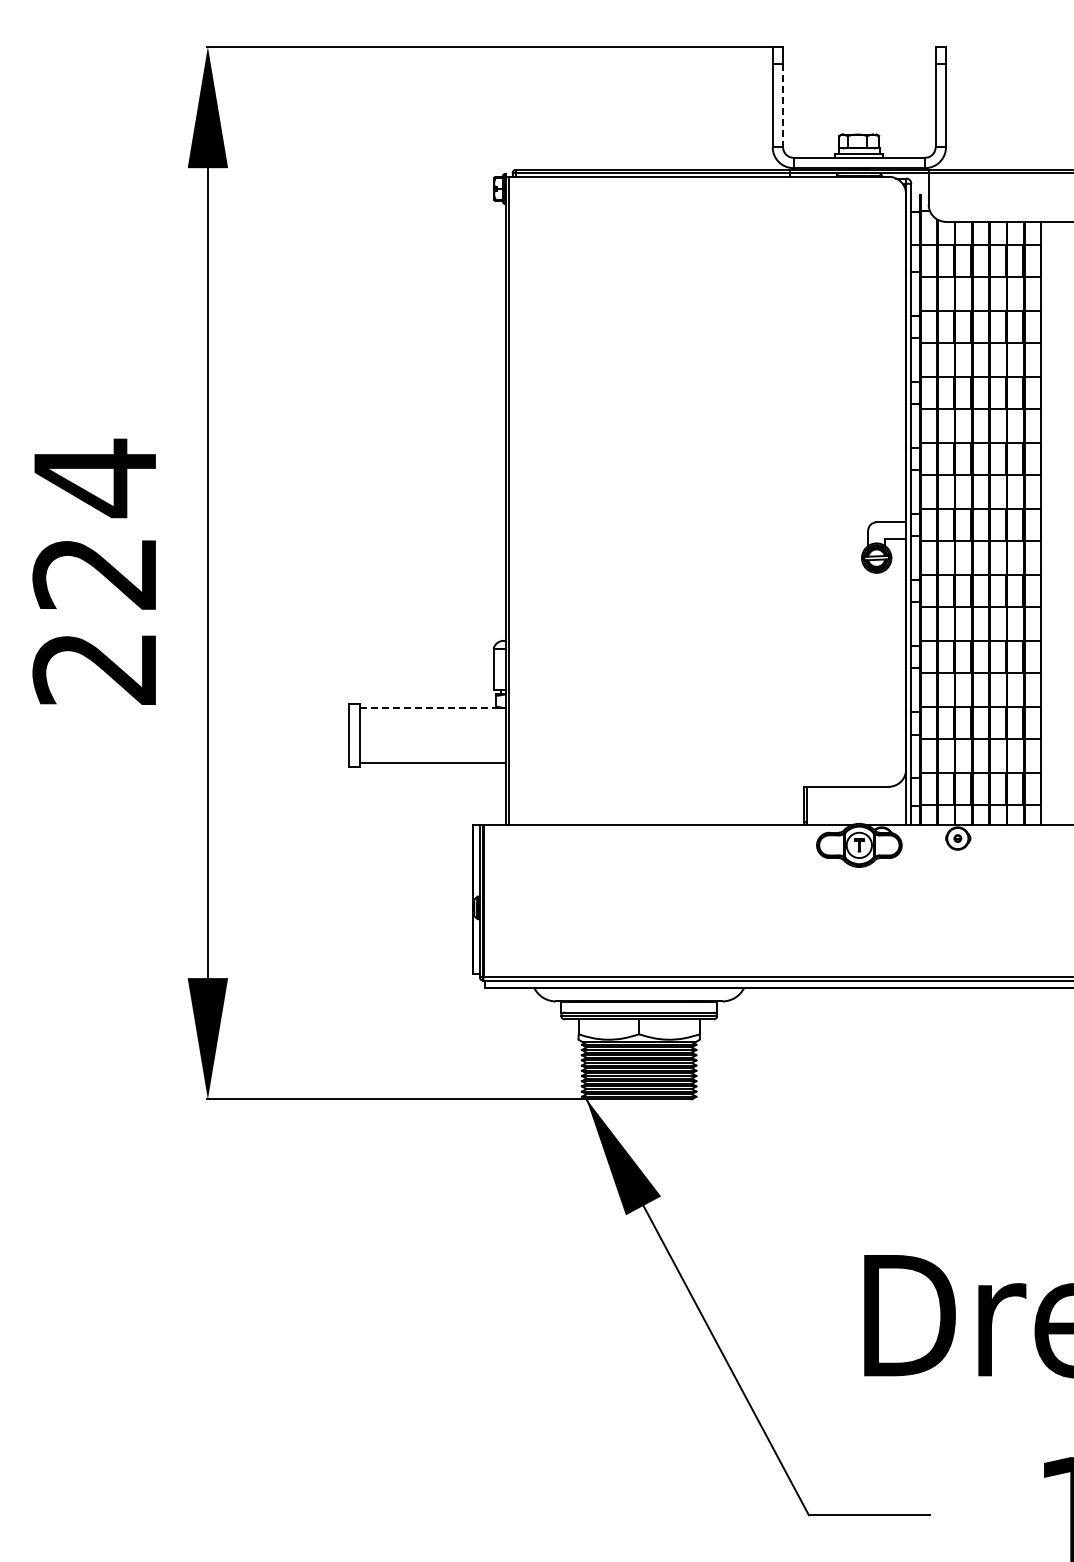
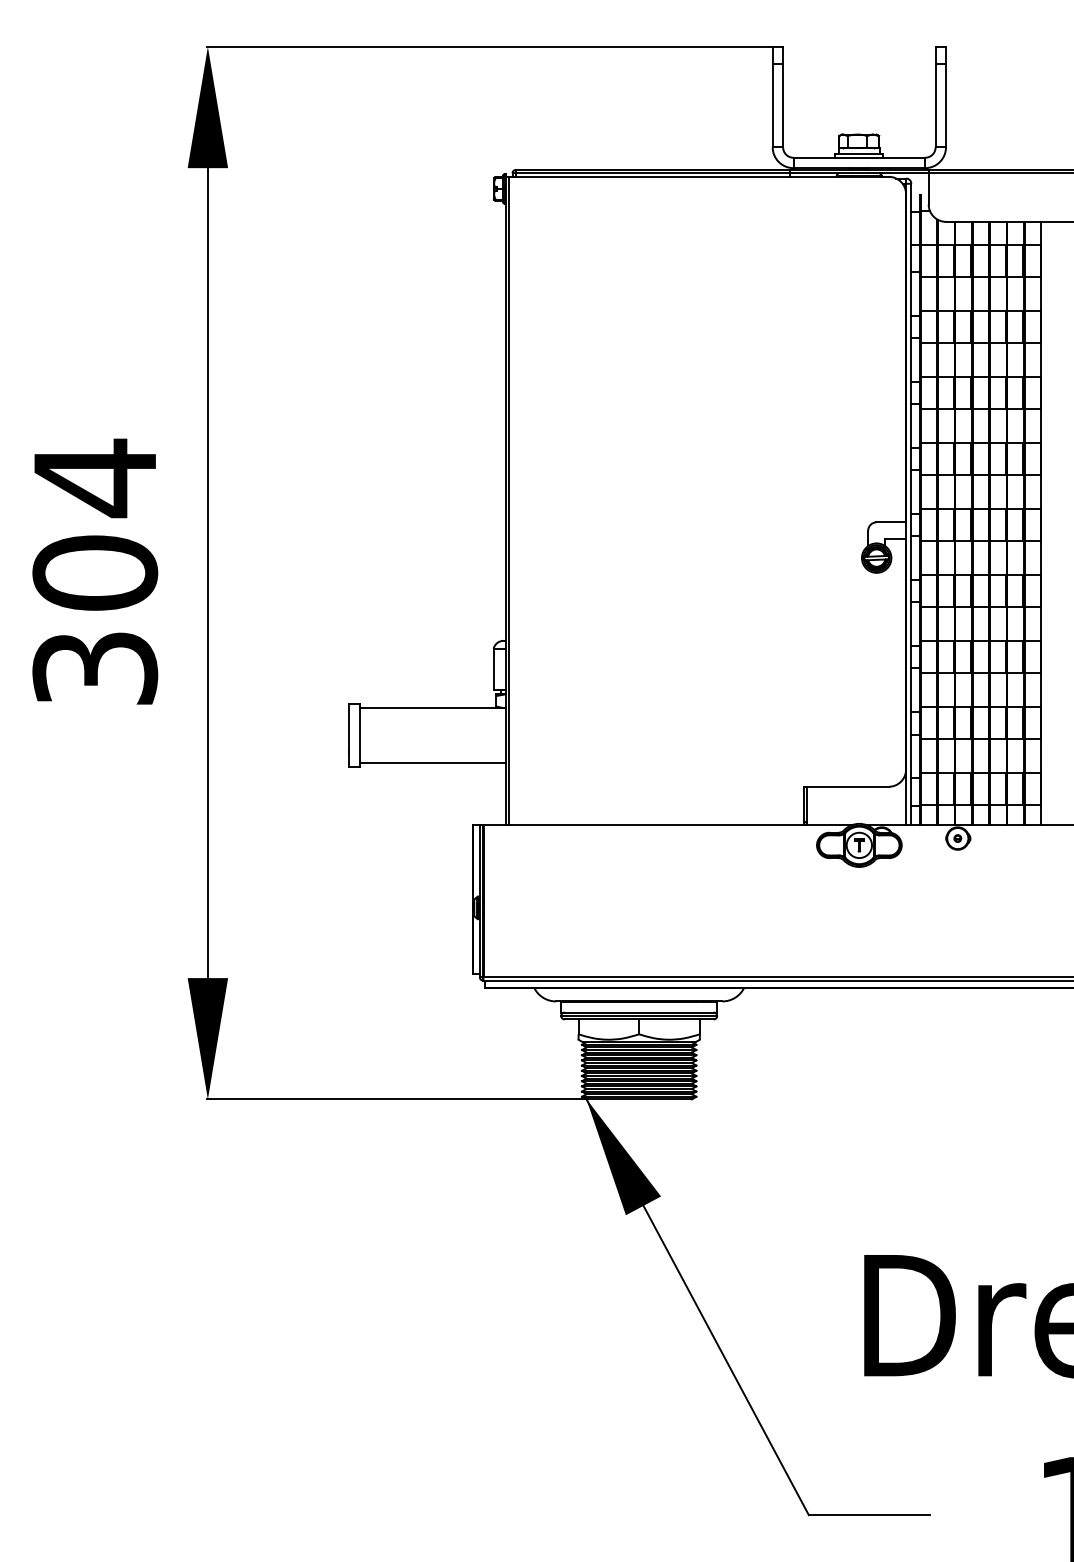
line: dashed -> solid (783, 105)
text: 224 -> 304 (95, 619)
line: dashed -> solid (429, 708)
